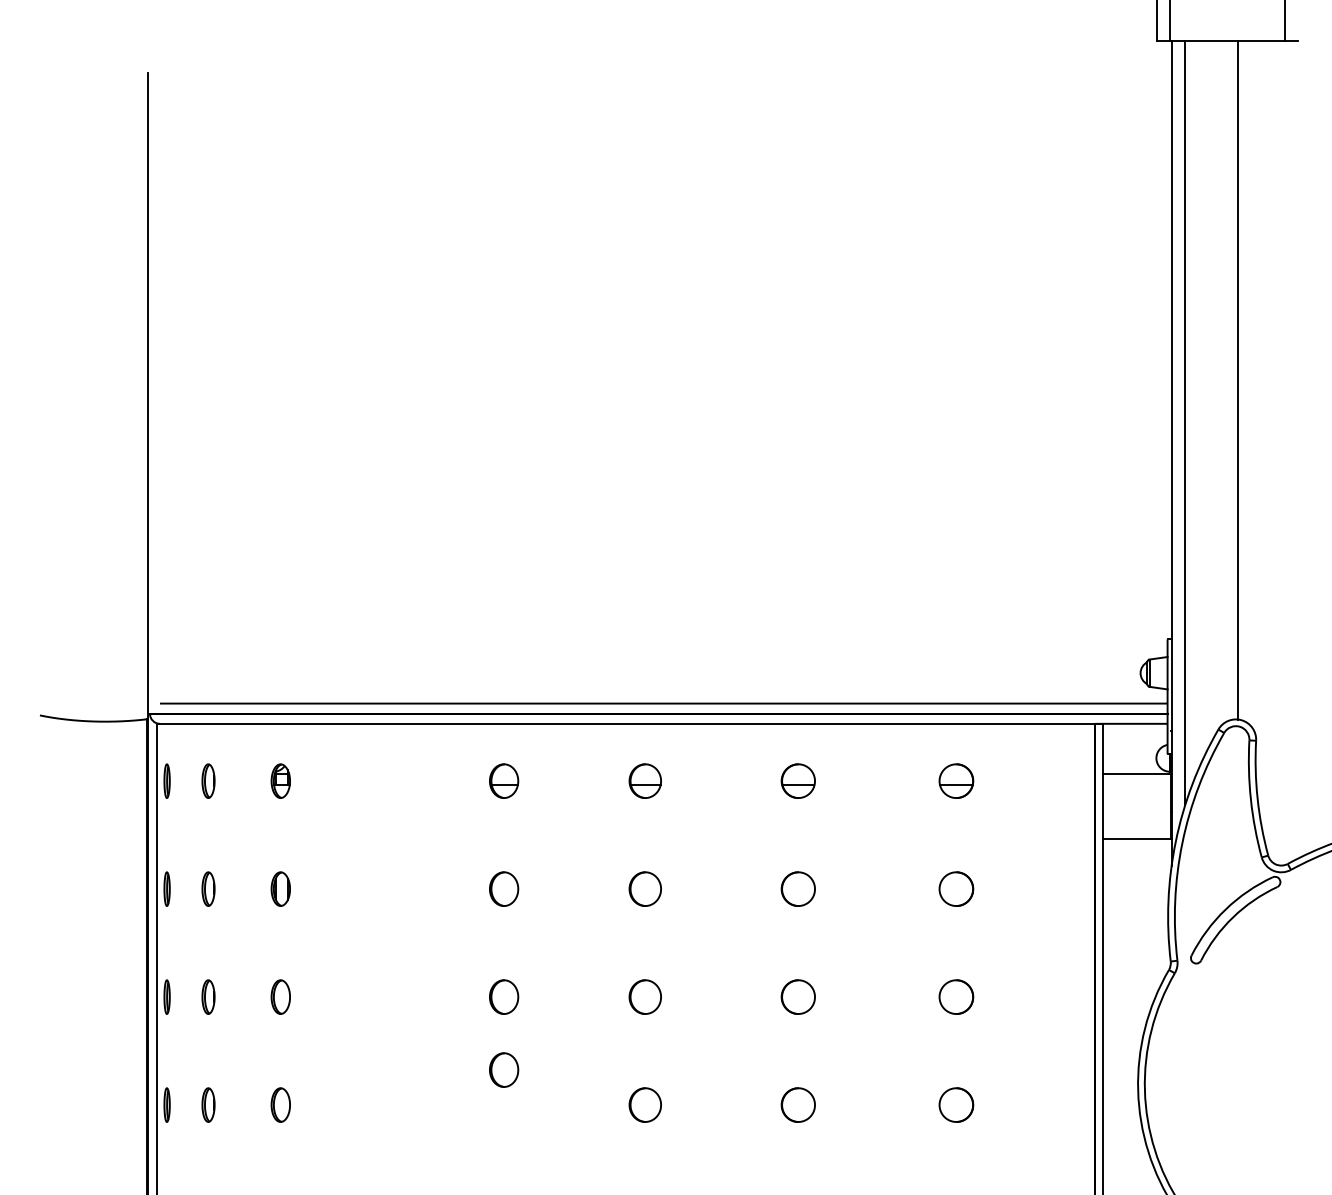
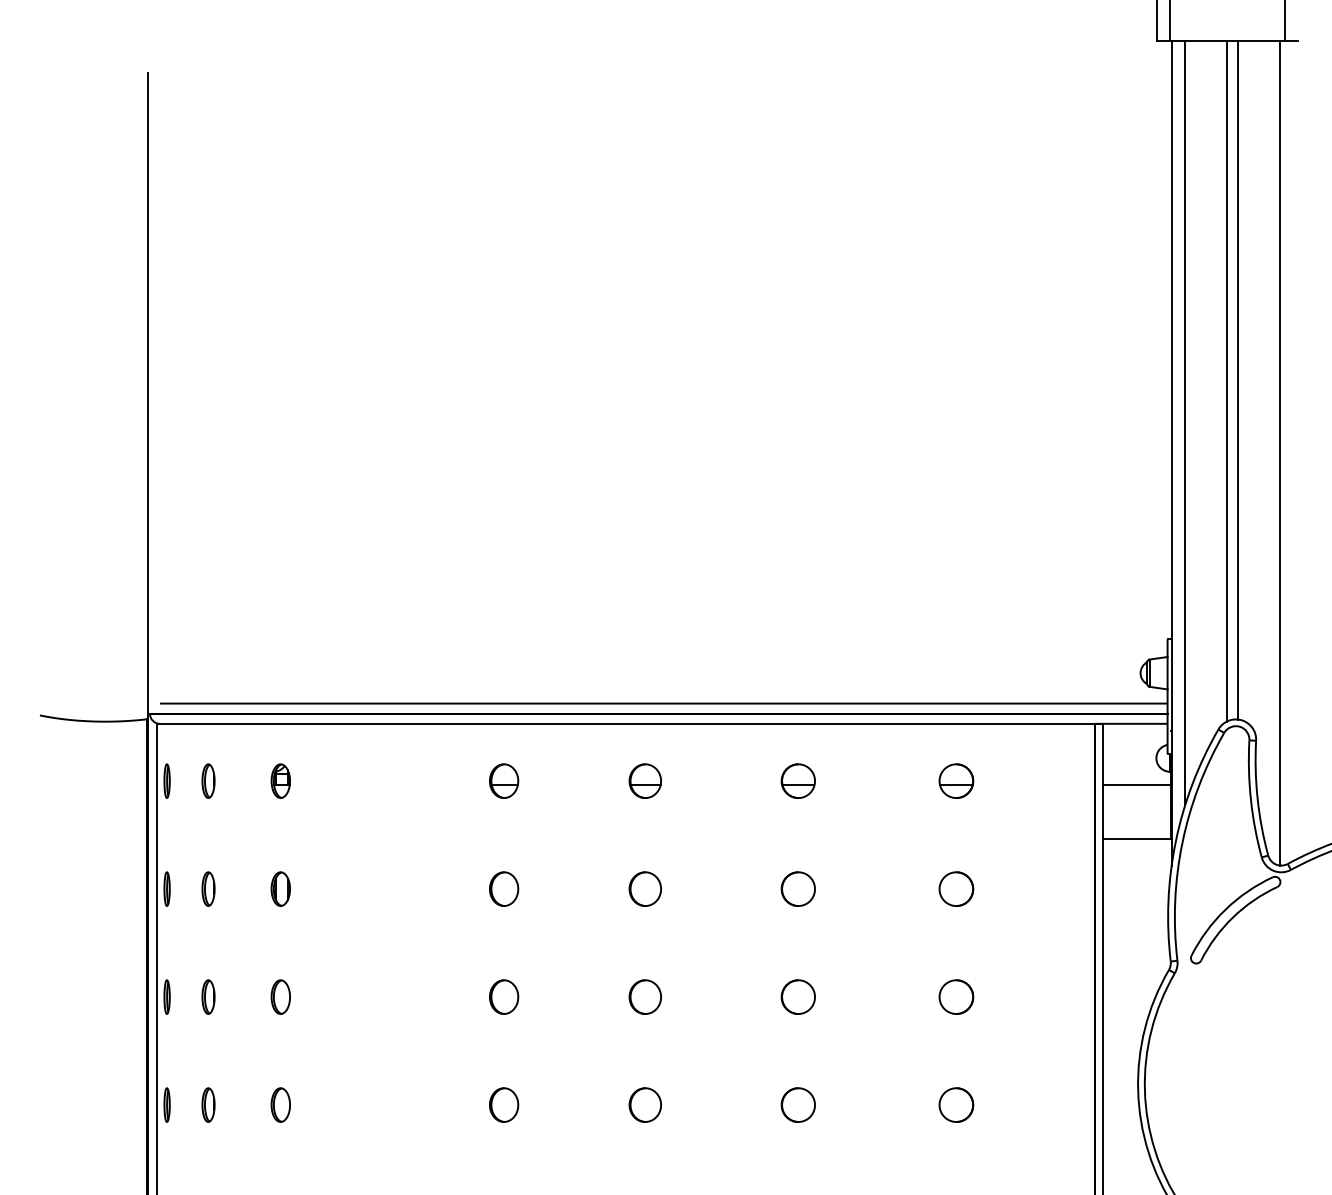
line: none -> present (1226, 381)
line: none -> present (1279, 453)
line position: (1137, 774) -> (1137, 785) (1137, 785)
part position: (504, 1069) -> (504, 1104) (504, 1104)
